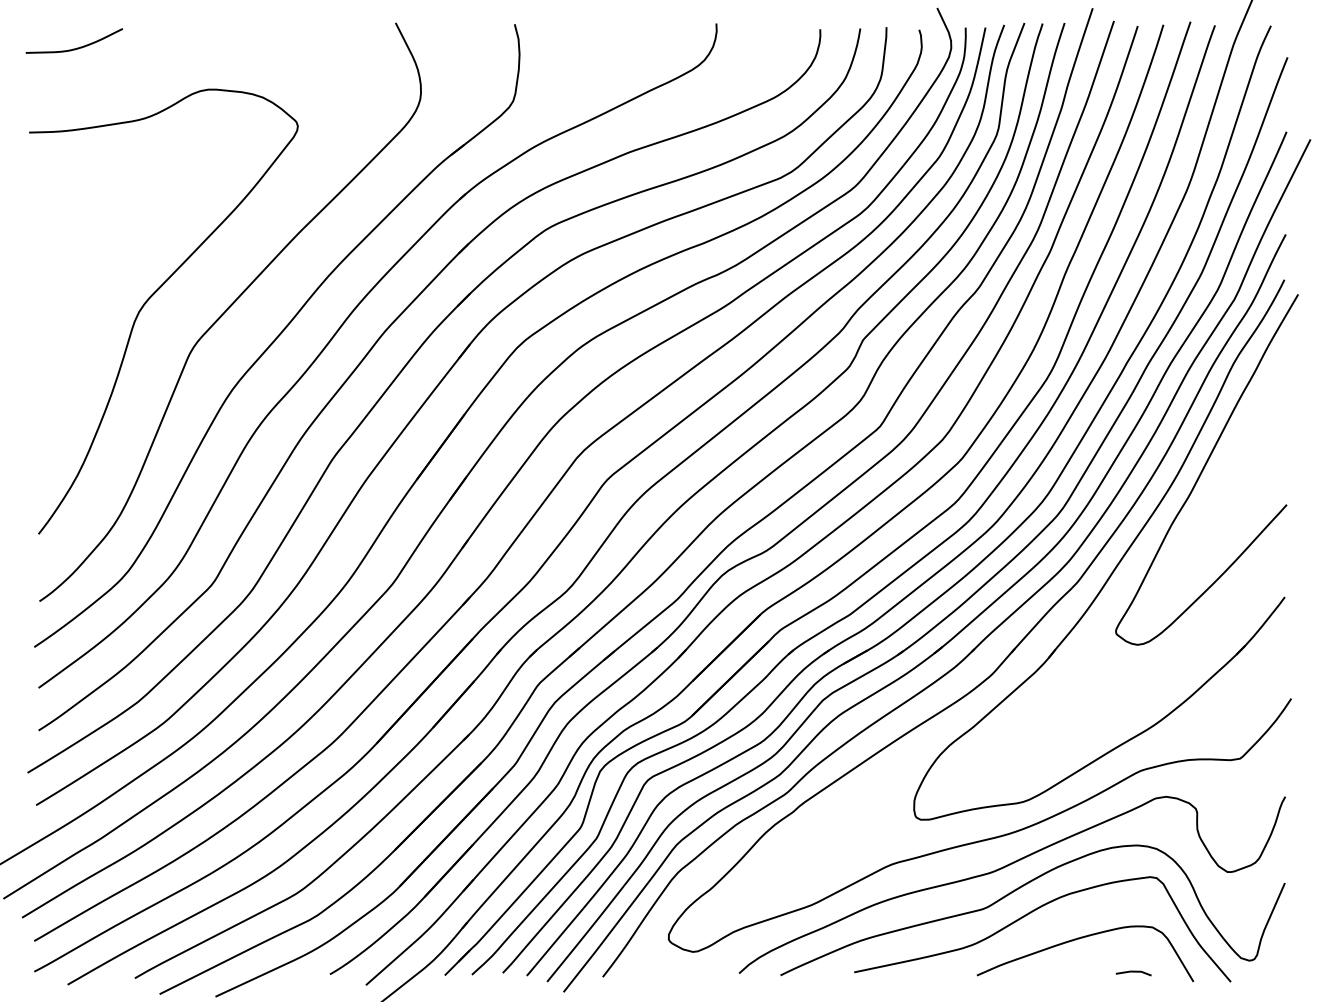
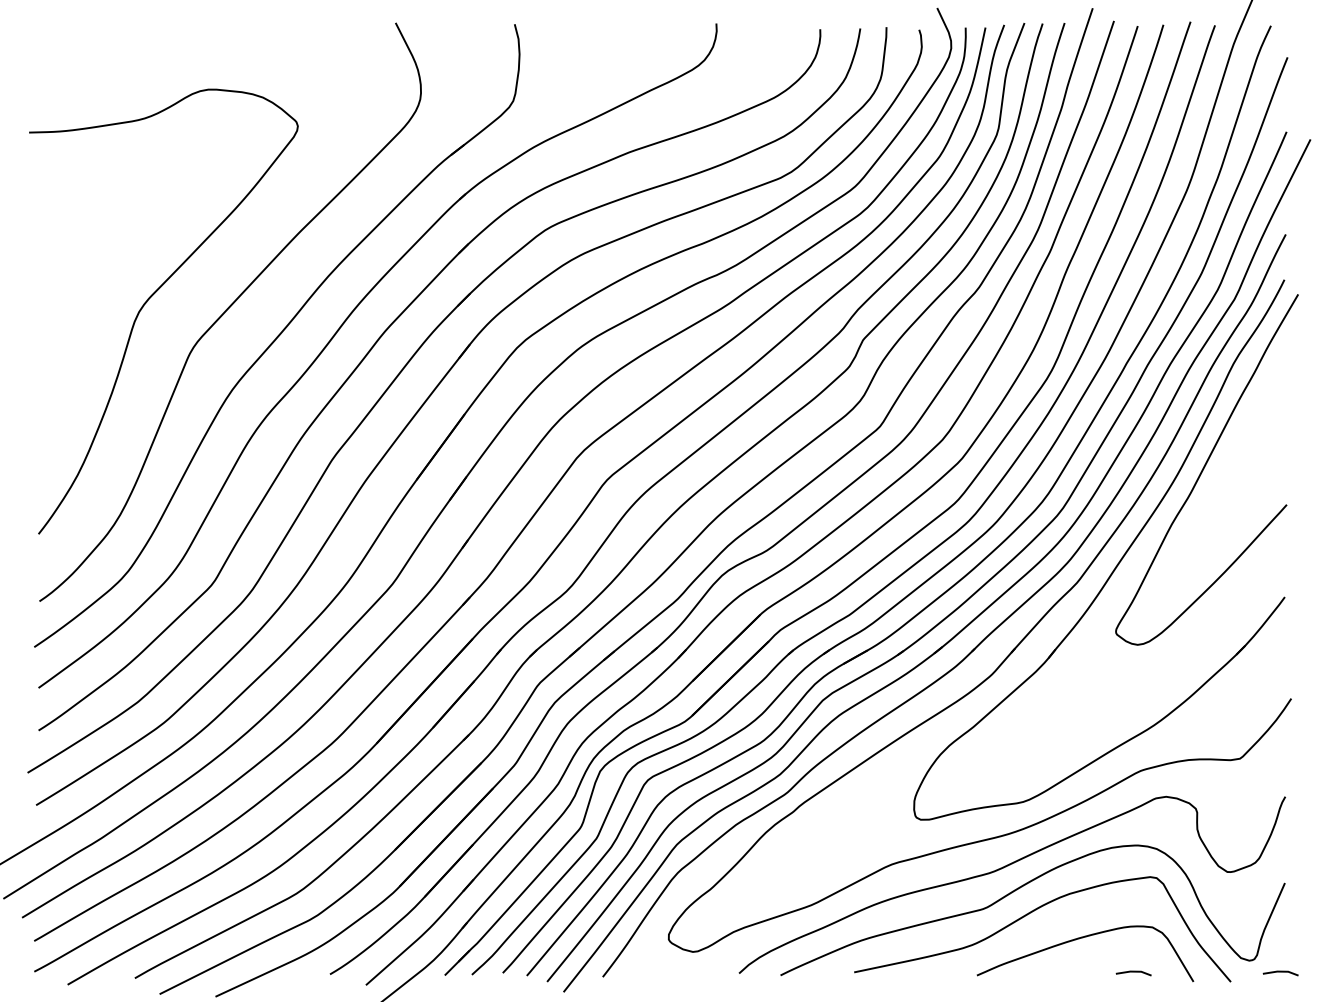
curve: present -> none (77, 47)
line: none -> present (1280, 972)
